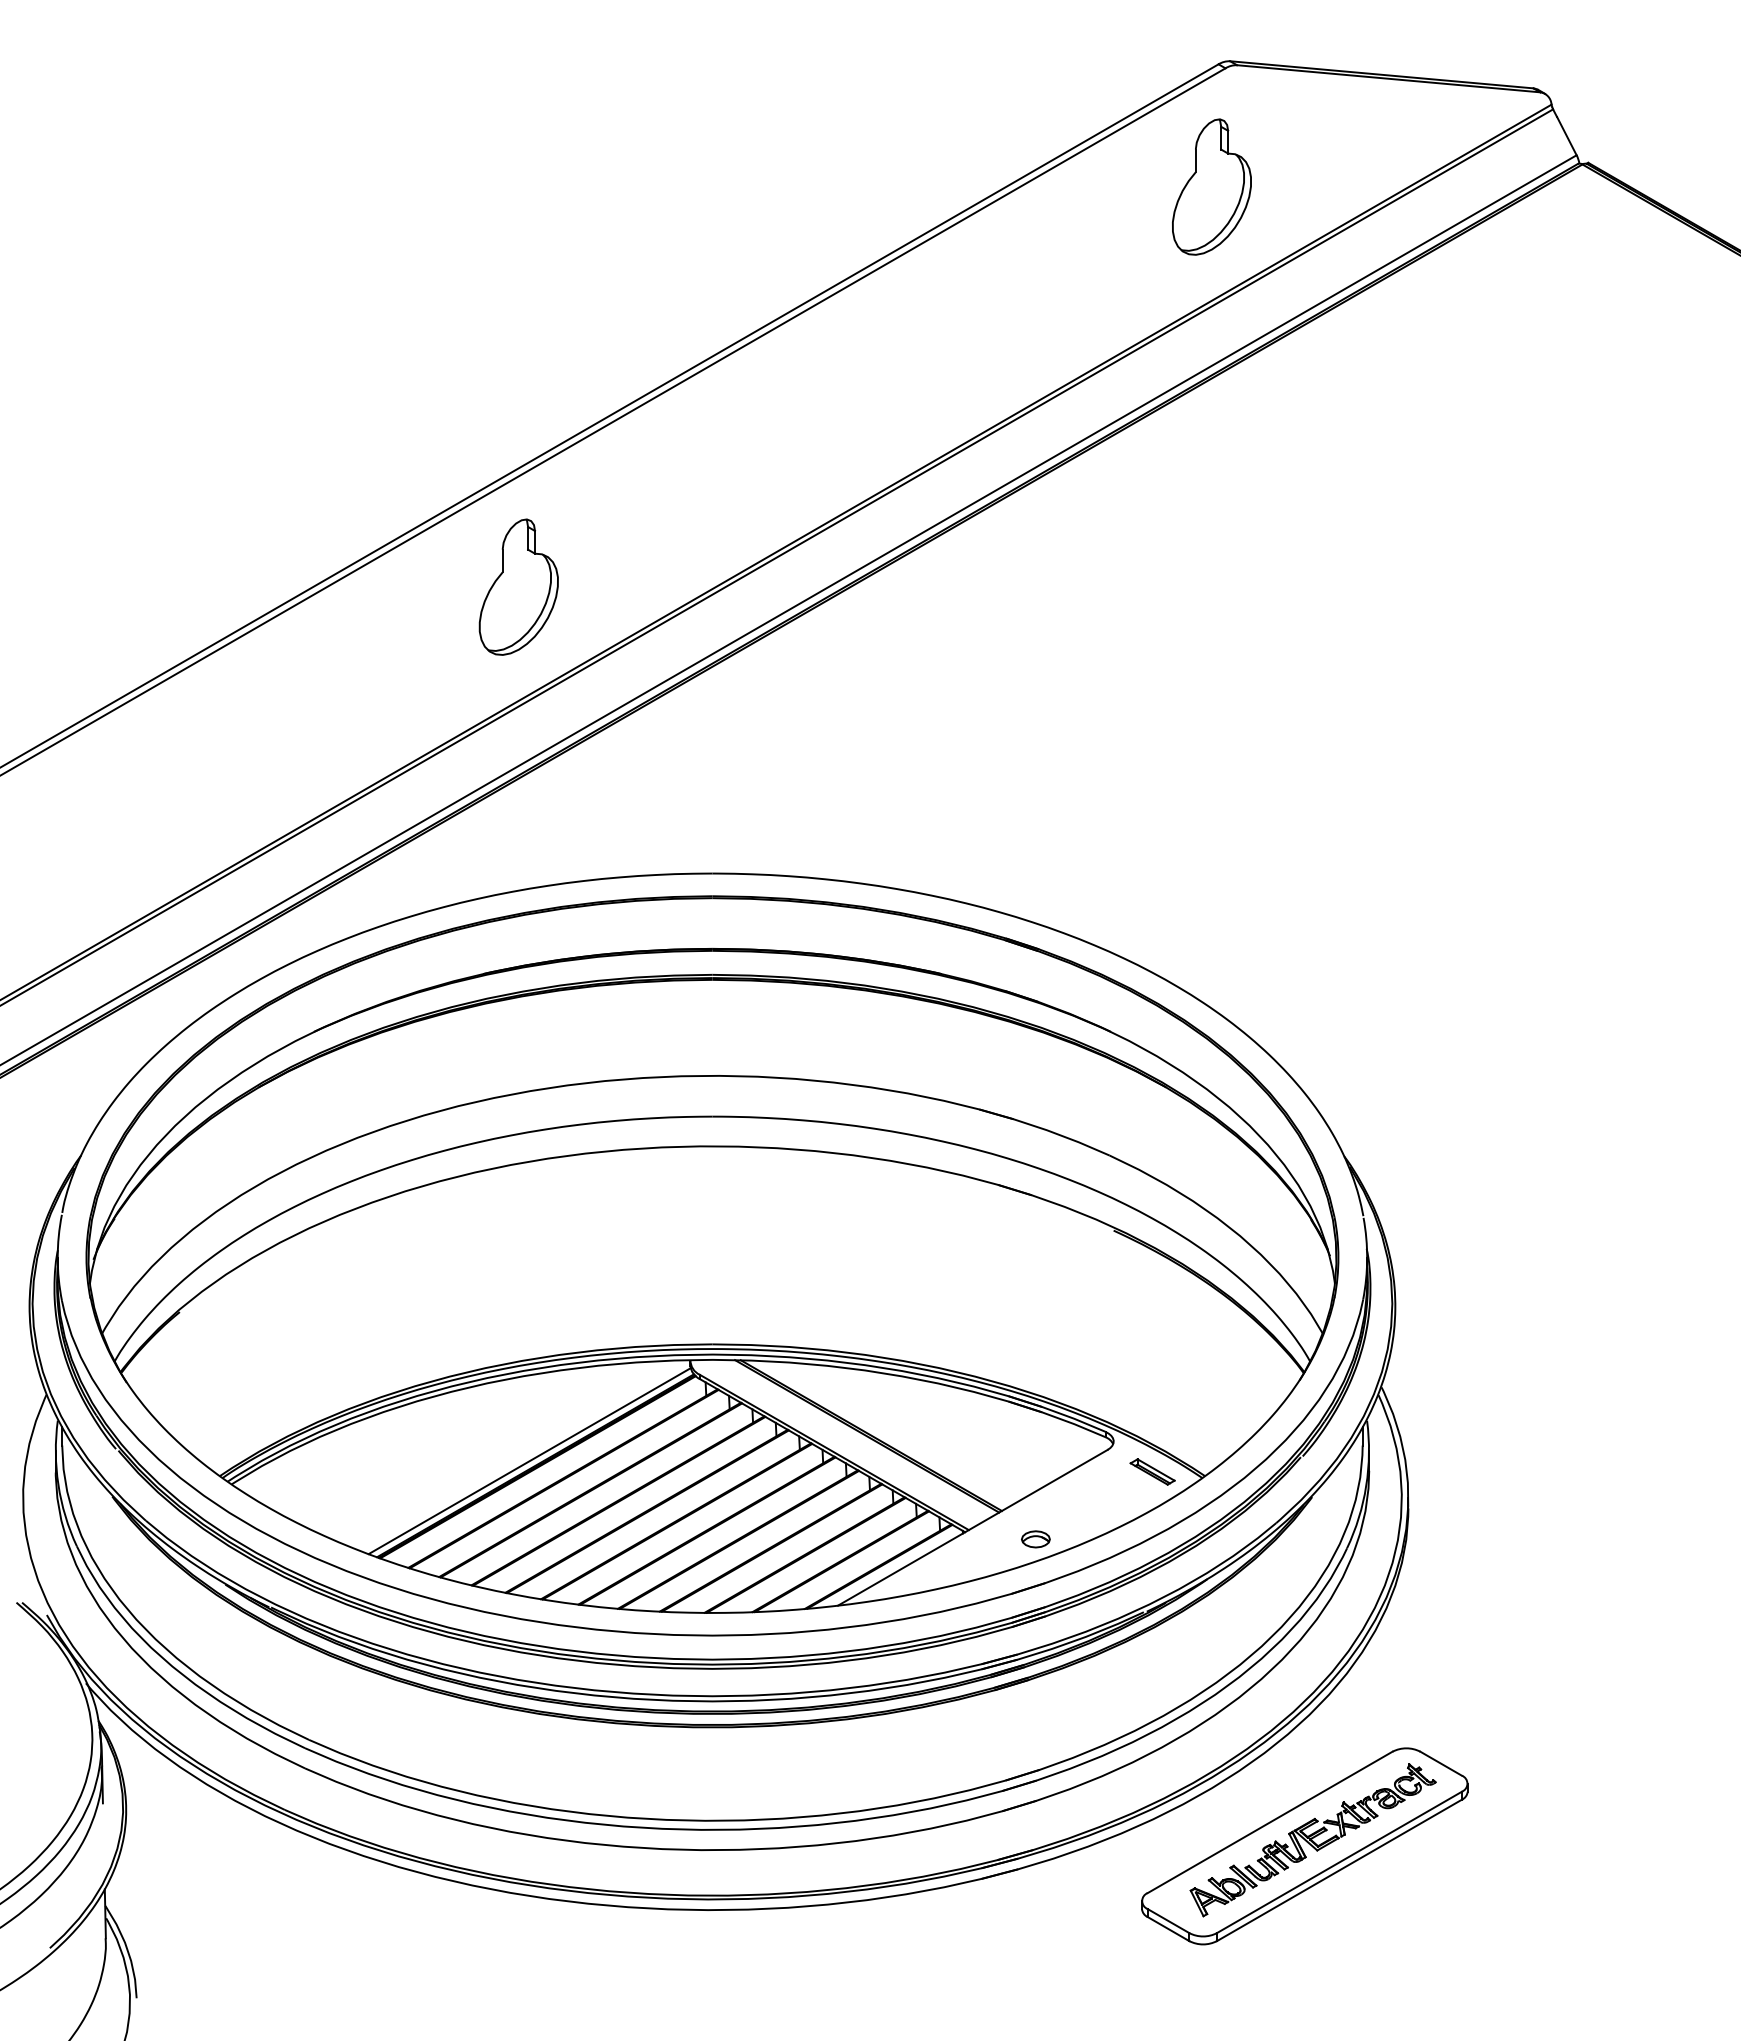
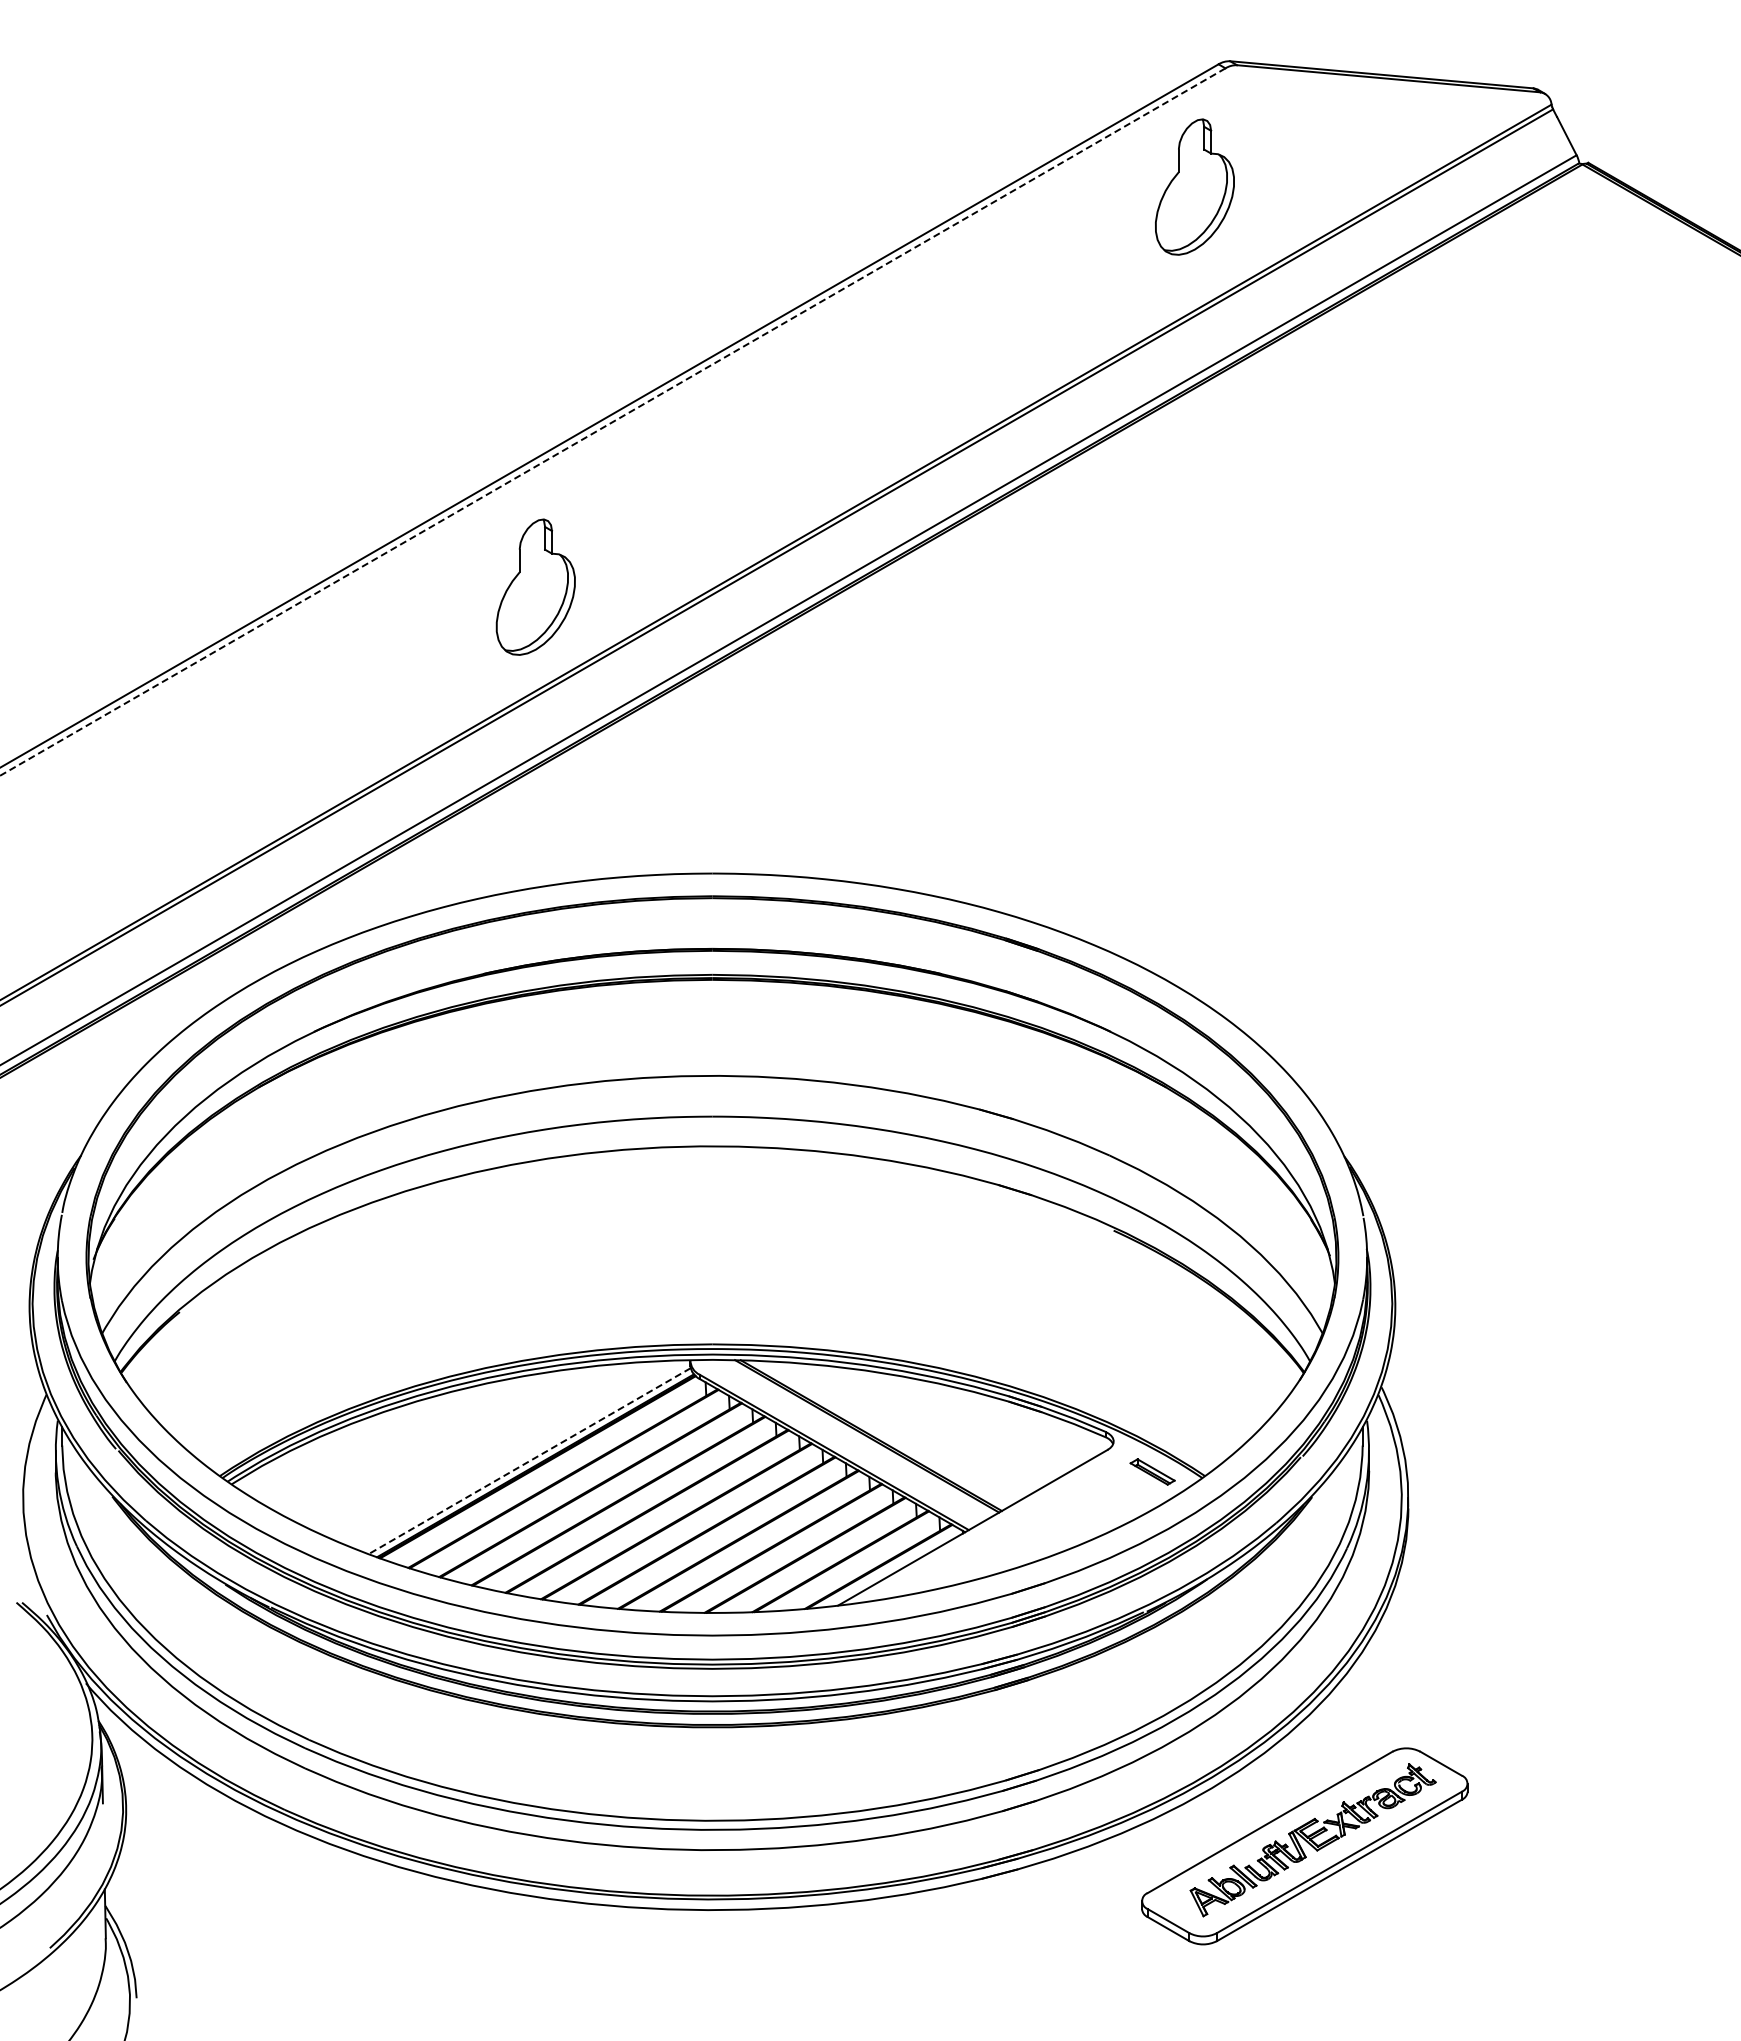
part position: (1211, 186) -> (1194, 186) (1194, 186)
line: solid -> dashed (612, 422)
part position: (518, 586) -> (535, 586) (535, 586)
line: solid -> dashed (529, 1461)
part: present -> none (1035, 1539)
